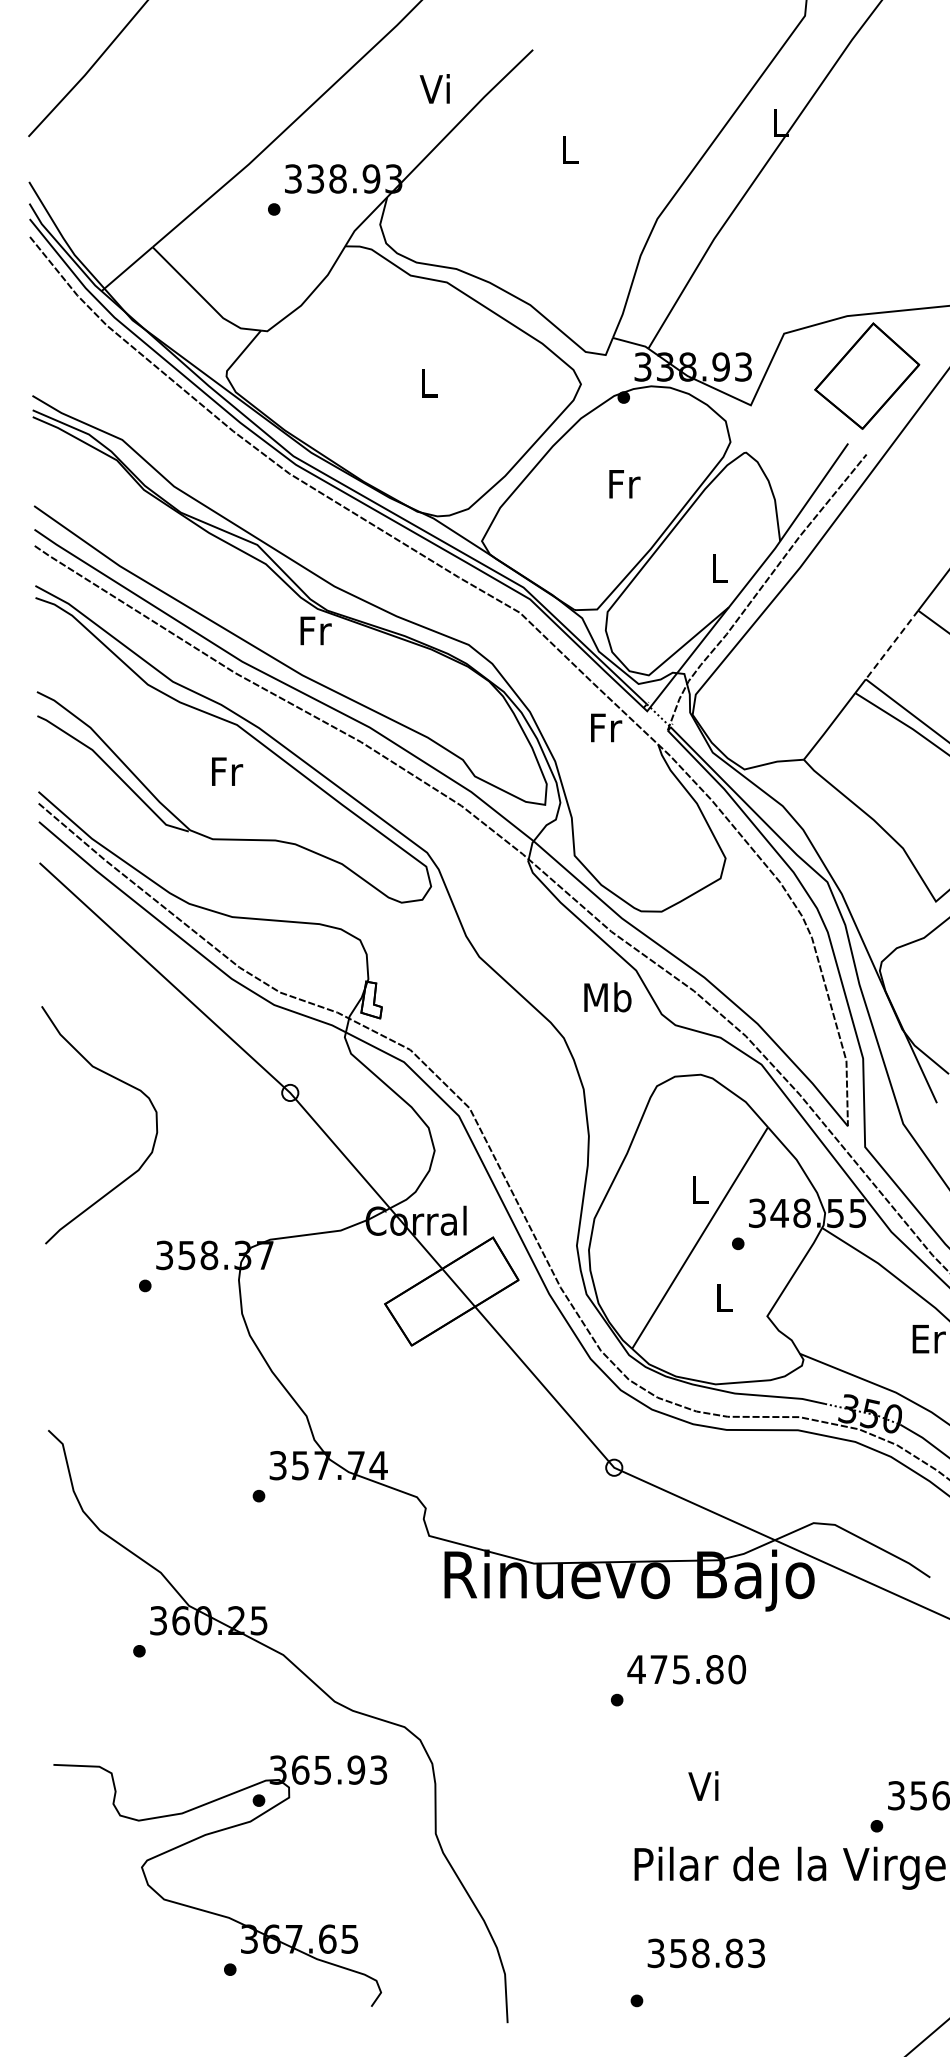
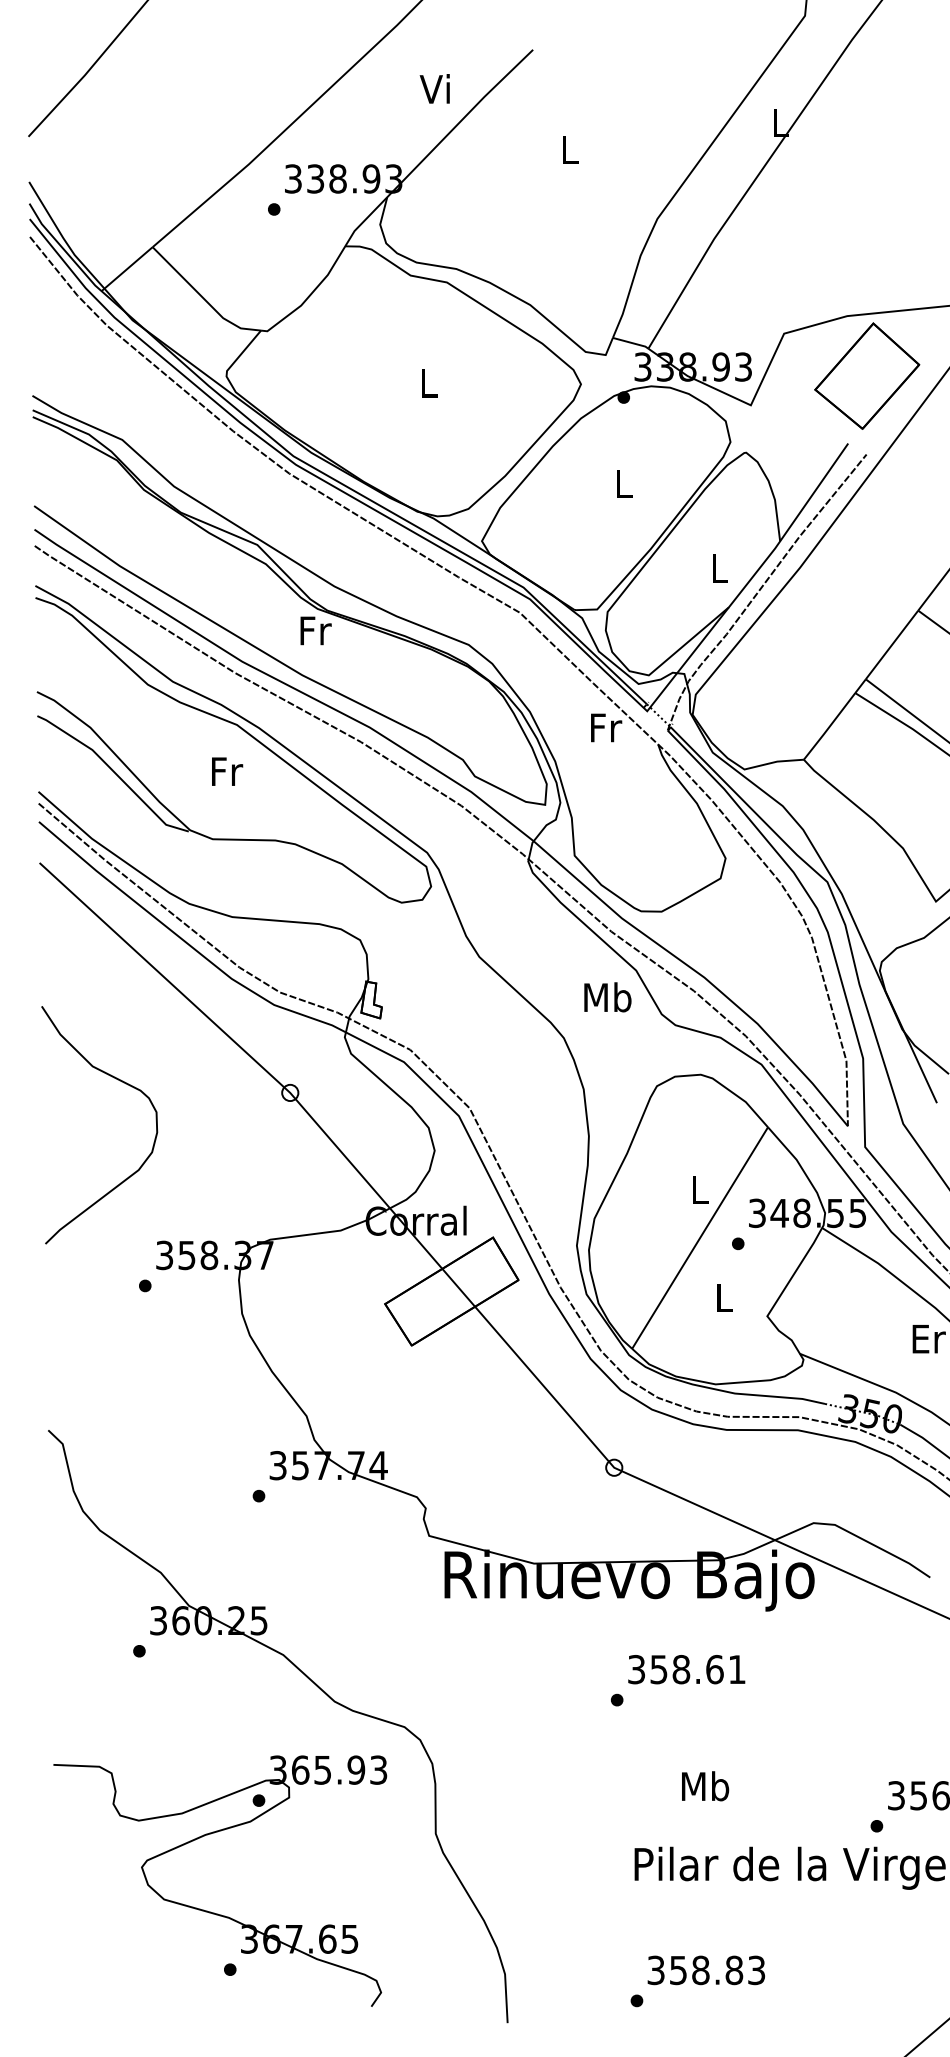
text: Fr -> L (624, 484)
line: dashed -> solid (891, 645)
text: 475.80 -> 358.61 (686, 1669)
text: Vi -> Mb (705, 1786)
text position: (706, 1953) -> (706, 1970) (706, 1970)
